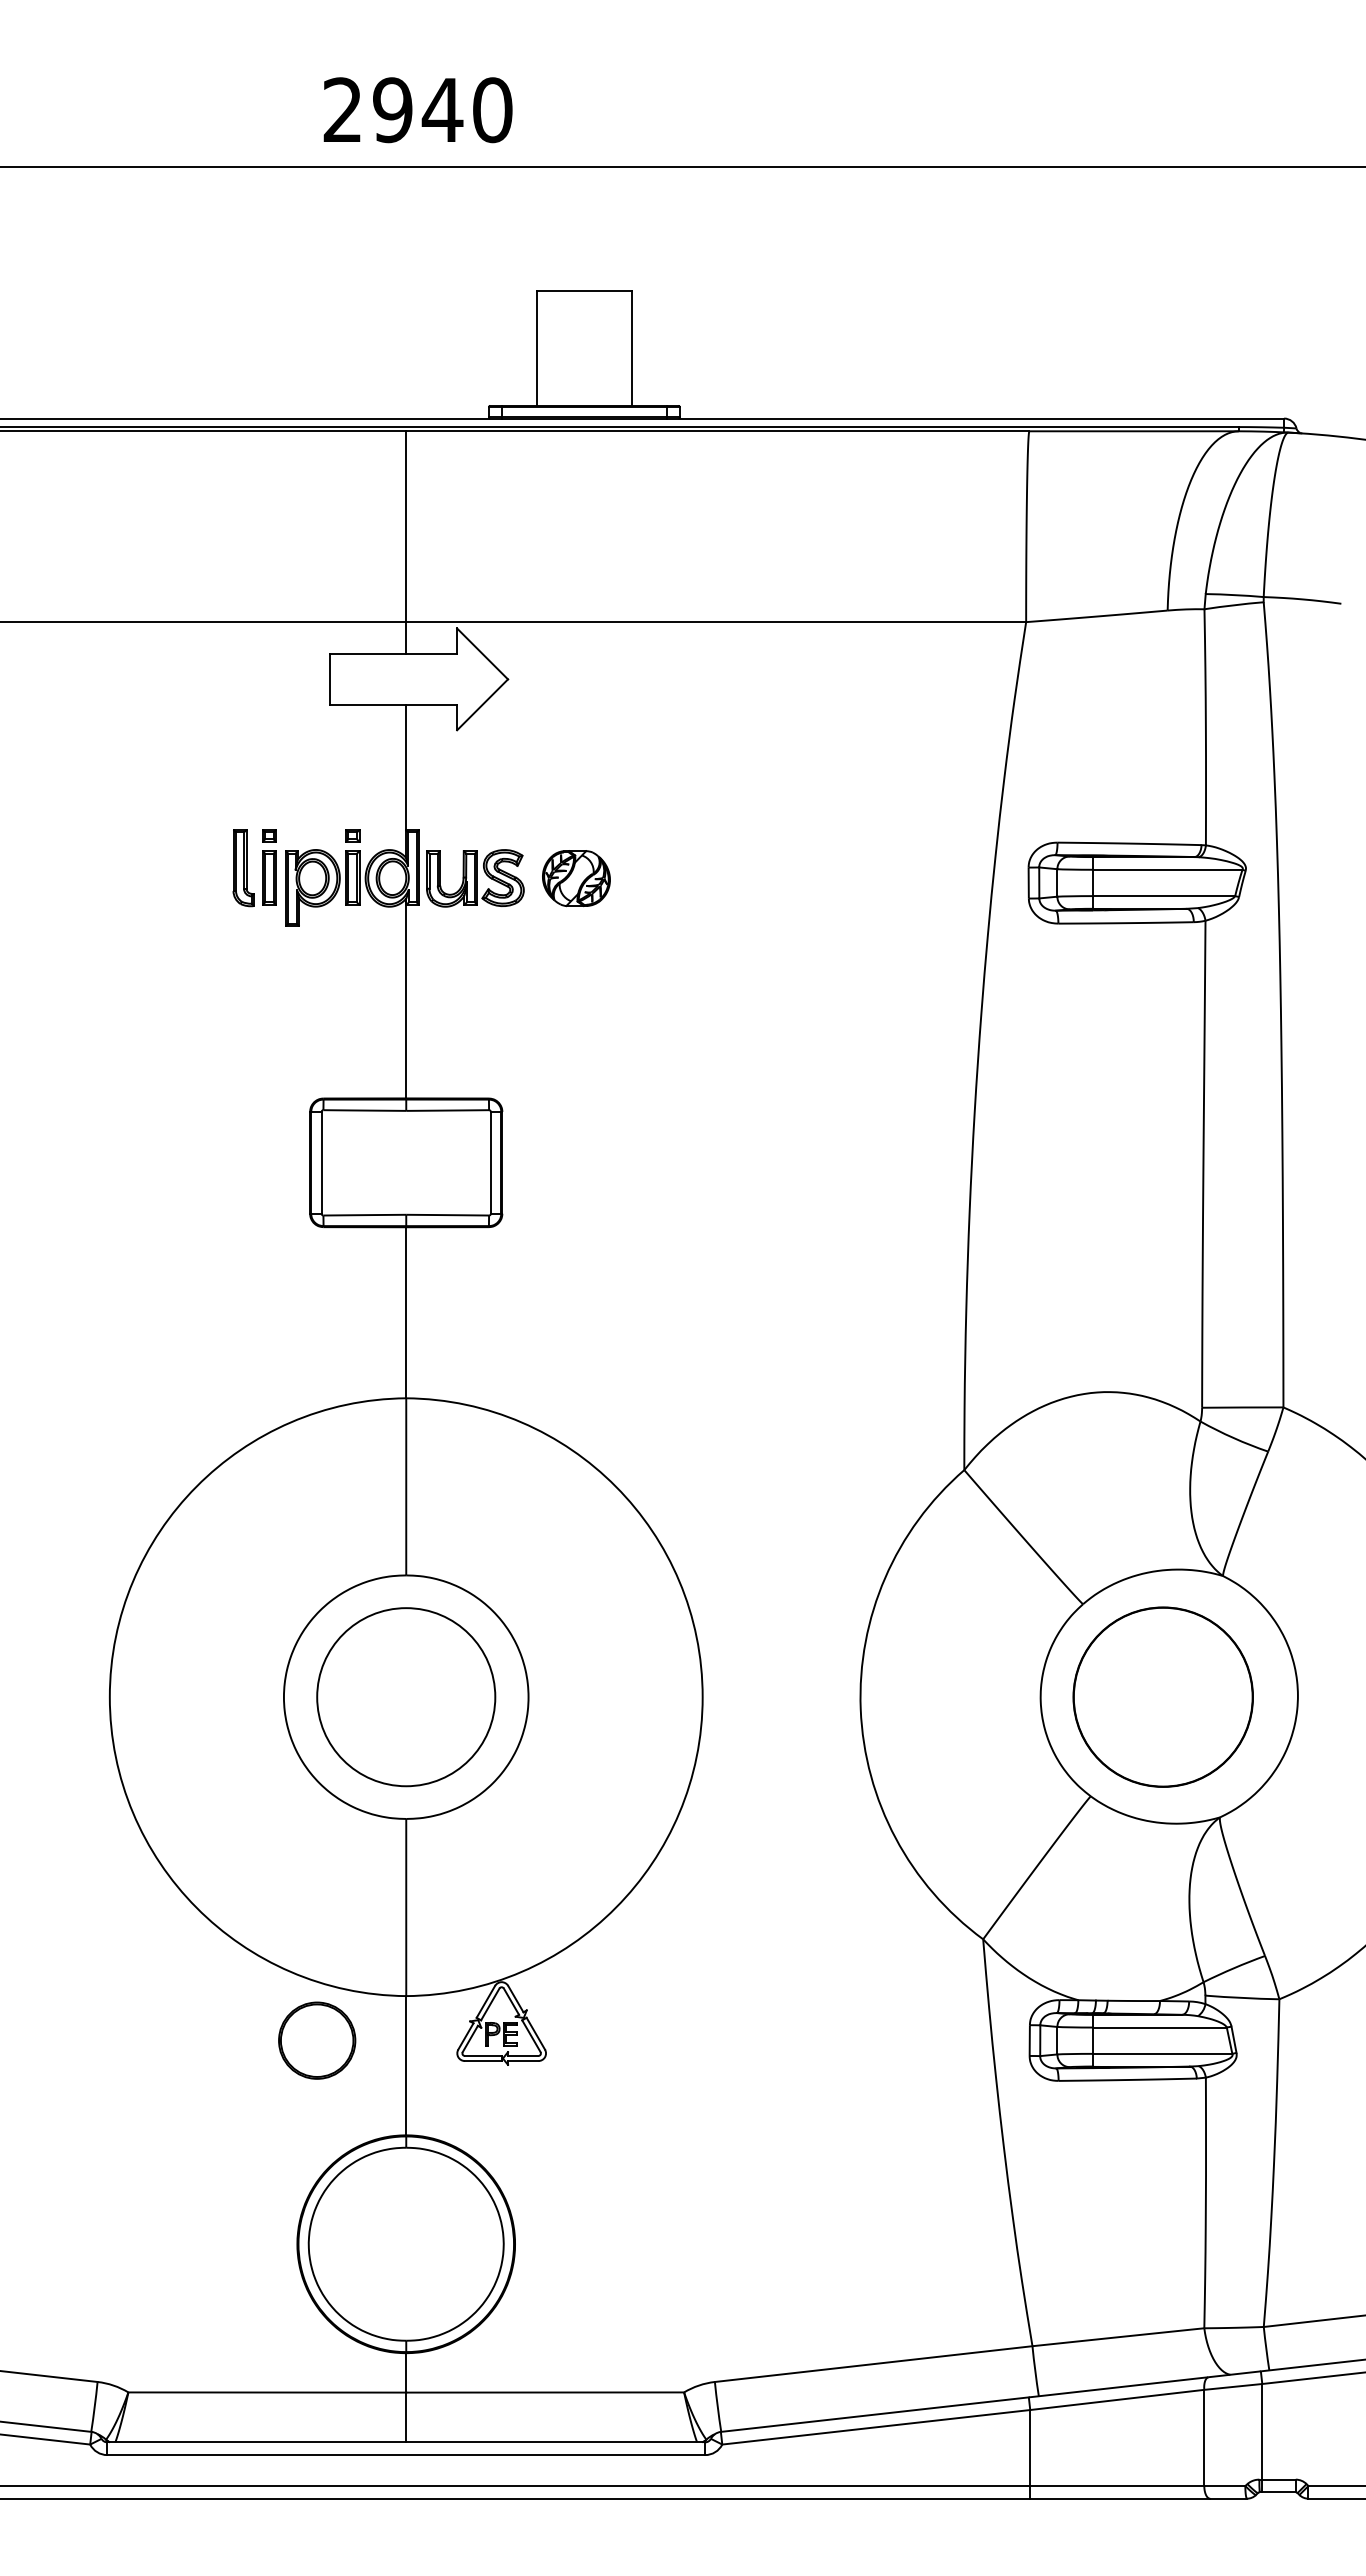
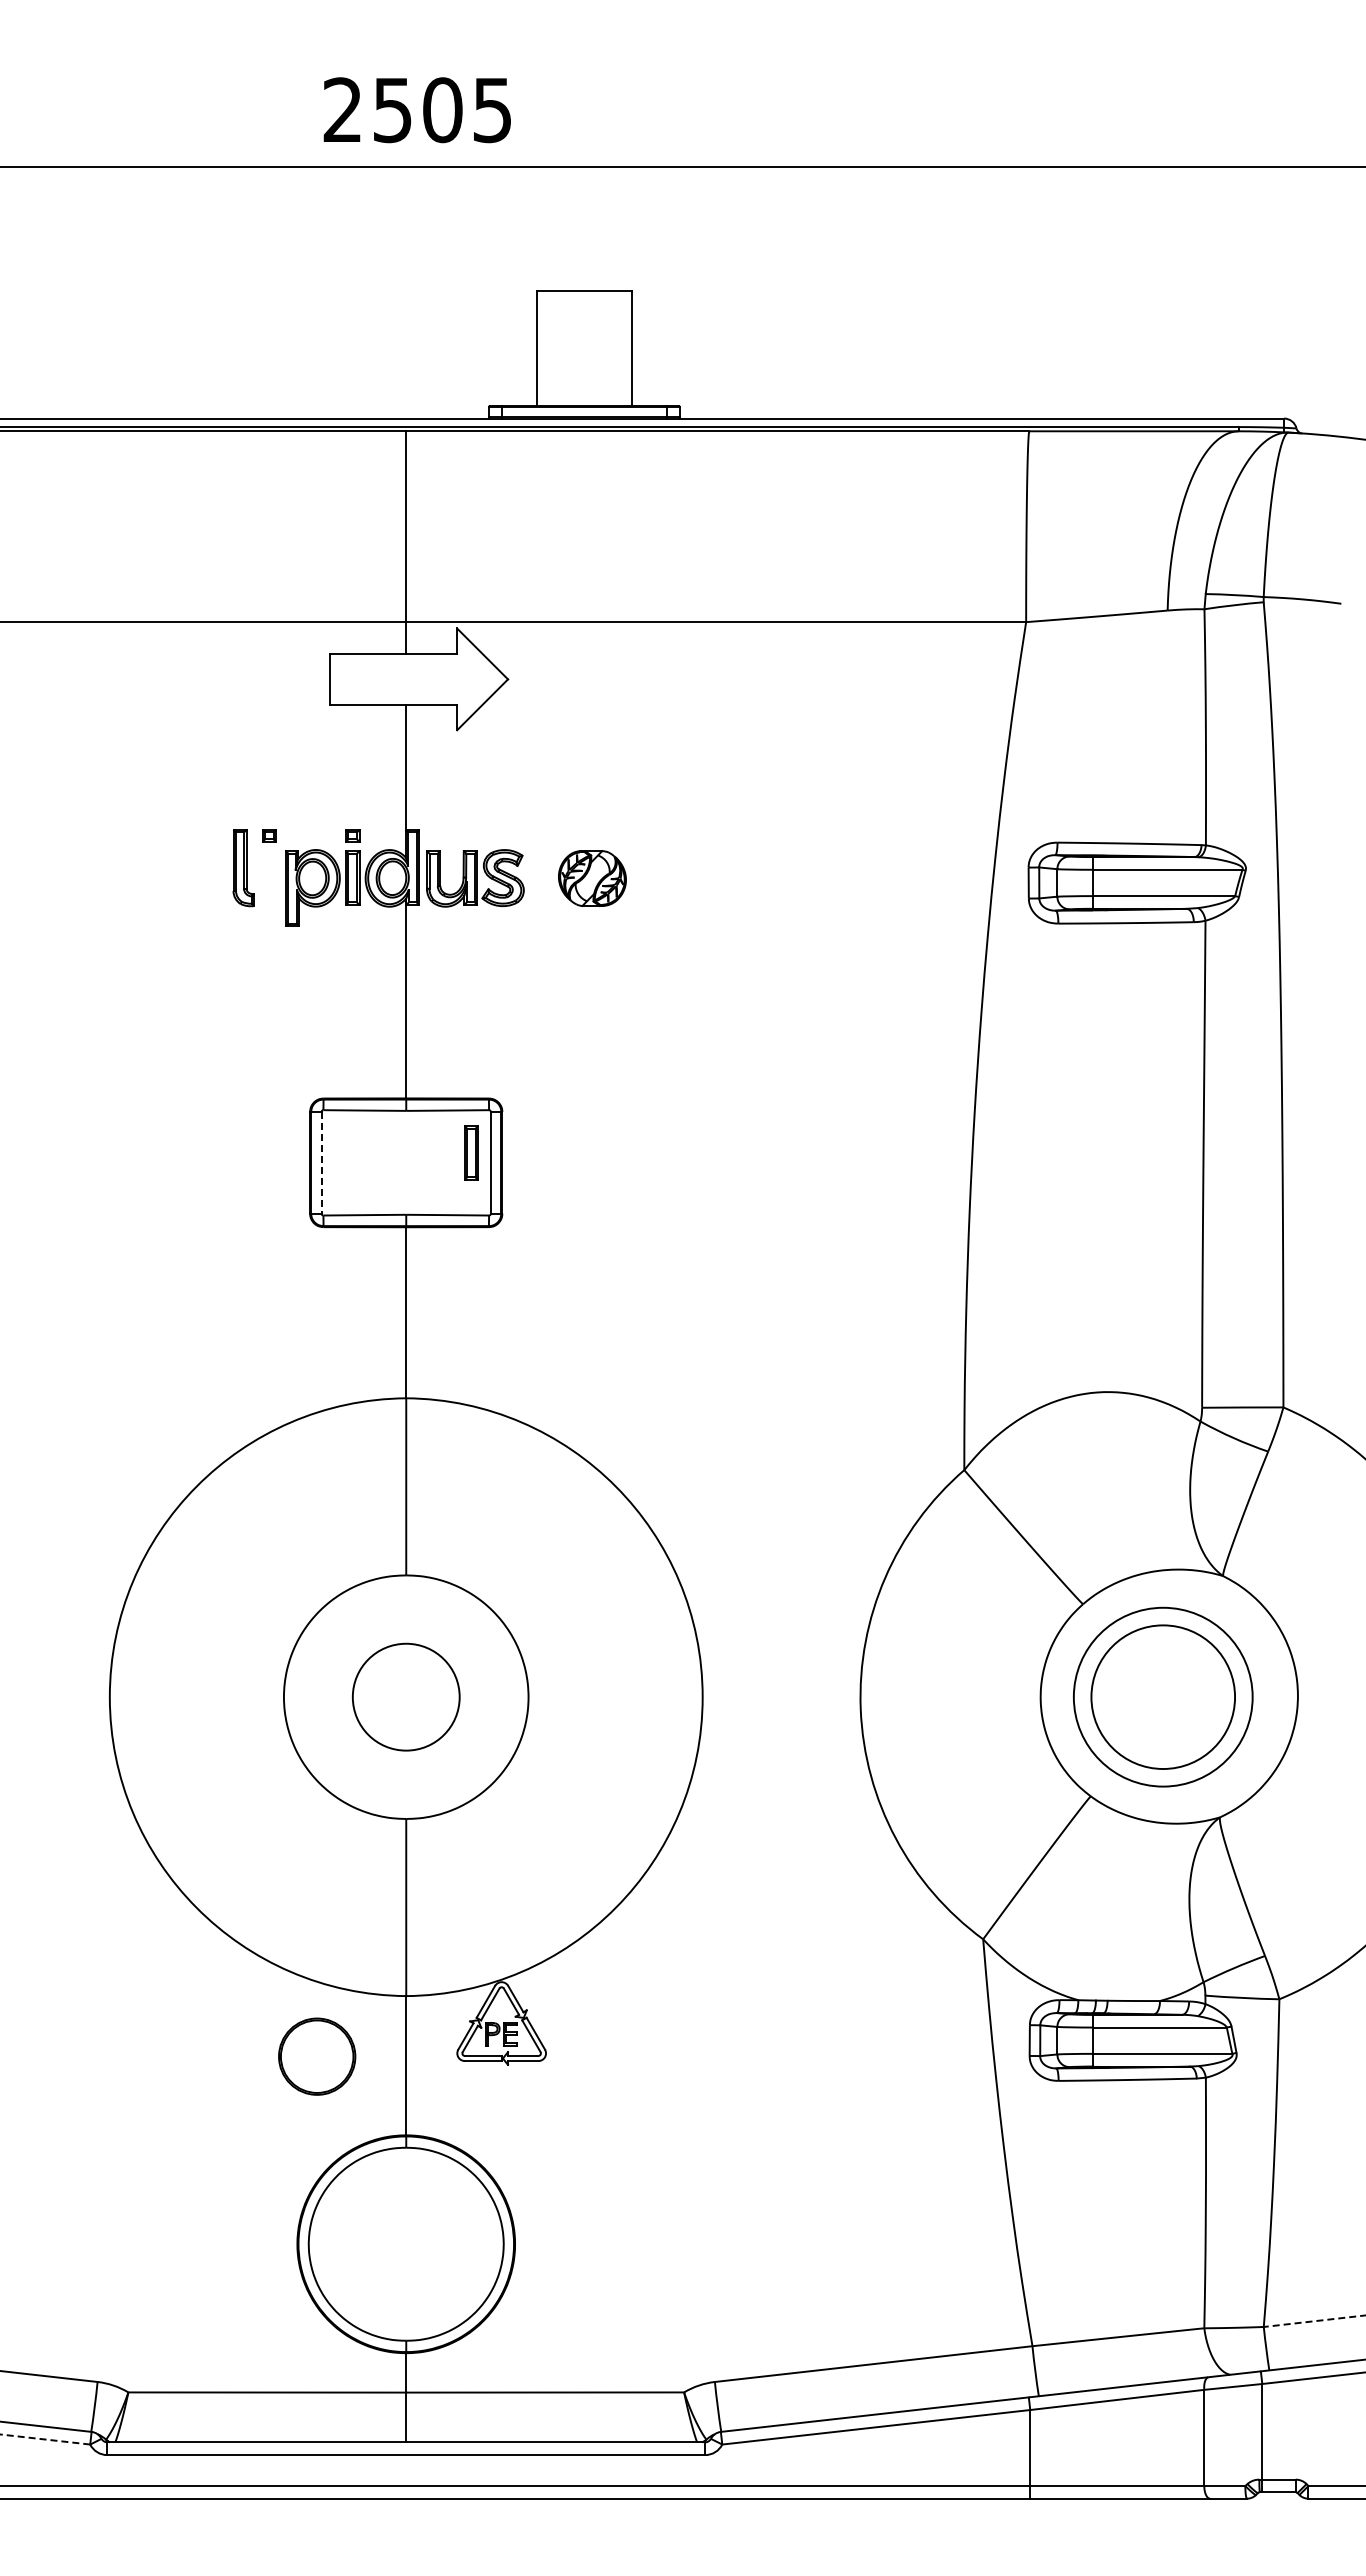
text: 2940 -> 2505 (442, 110)
part position: (269, 877) -> (471, 1152) (471, 1152)
part position: (576, 878) -> (592, 878) (592, 878)
line: solid -> dashed (321, 1162)
circle diameter: 180 px -> 144 px (1163, 1697)
circle diameter: 178 px -> 107 px (405, 1696)
part position: (317, 2040) -> (317, 2056) (317, 2056)
line: solid -> dashed (1314, 2321)
line: solid -> dashed (45, 2439)
